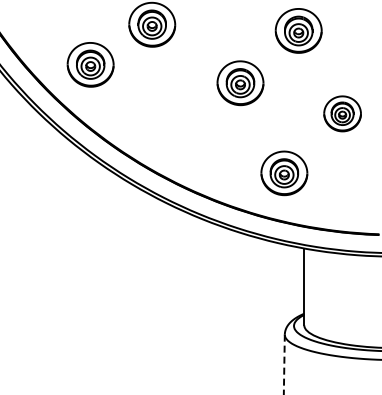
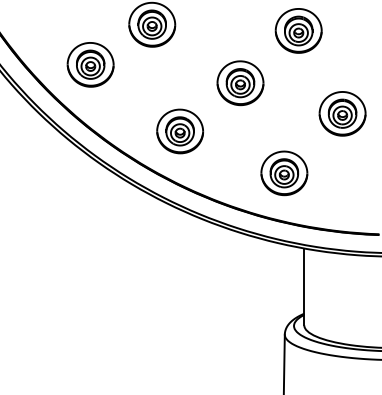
part size: 39x38 px -> 49x46 px (342, 113)
part: none -> present (179, 131)
line: dashed -> solid (284, 364)
